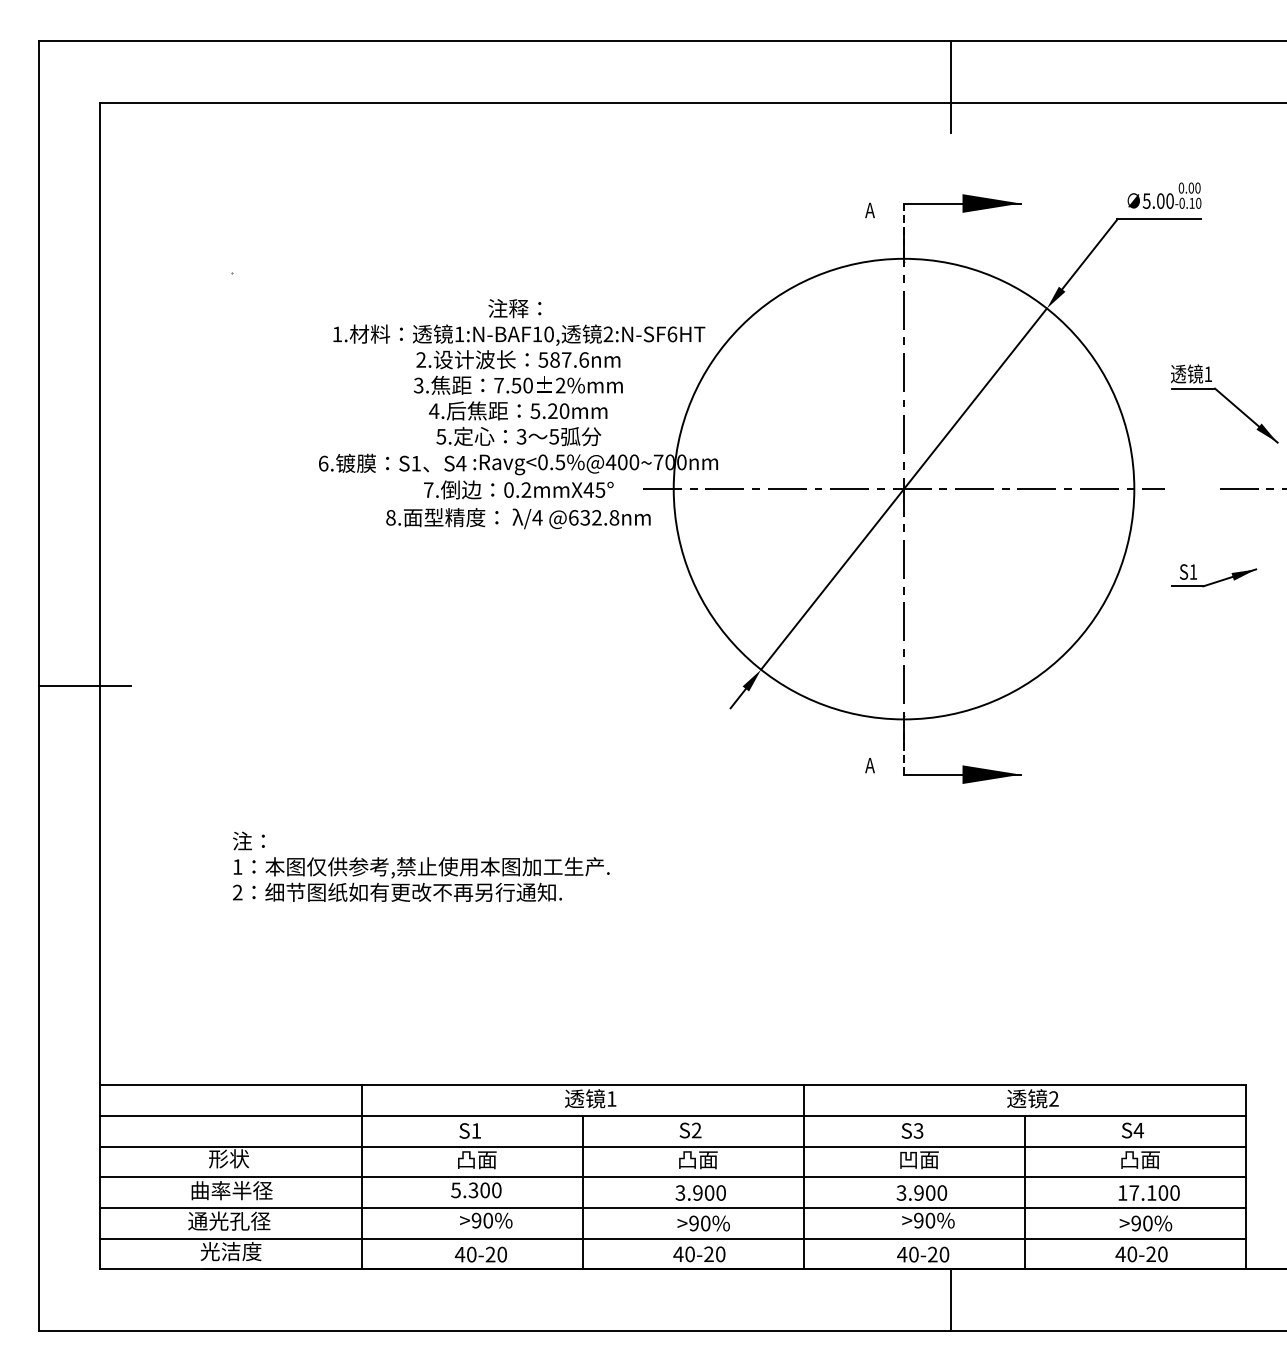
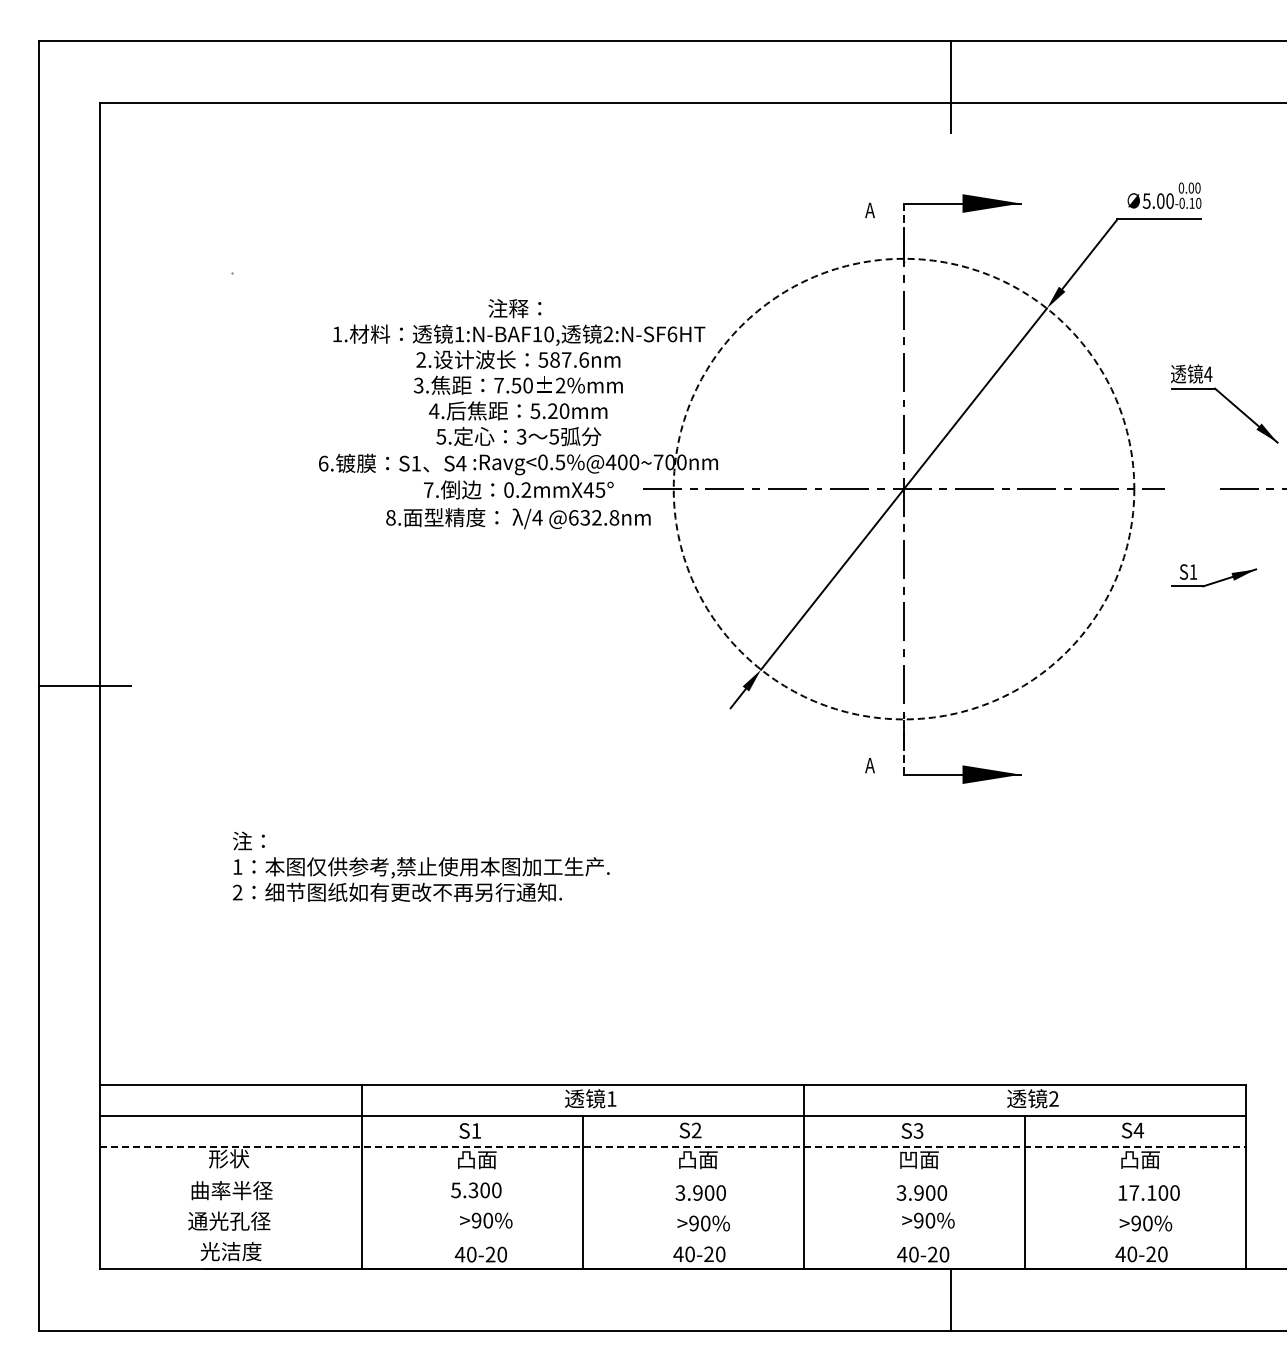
text: 1 -> 4 (1208, 373)
circle: solid -> dashed (903, 488)
line: solid -> dashed (673, 1146)
line: present -> none (673, 1177)
line: present -> none (673, 1208)
line: present -> none (673, 1238)
